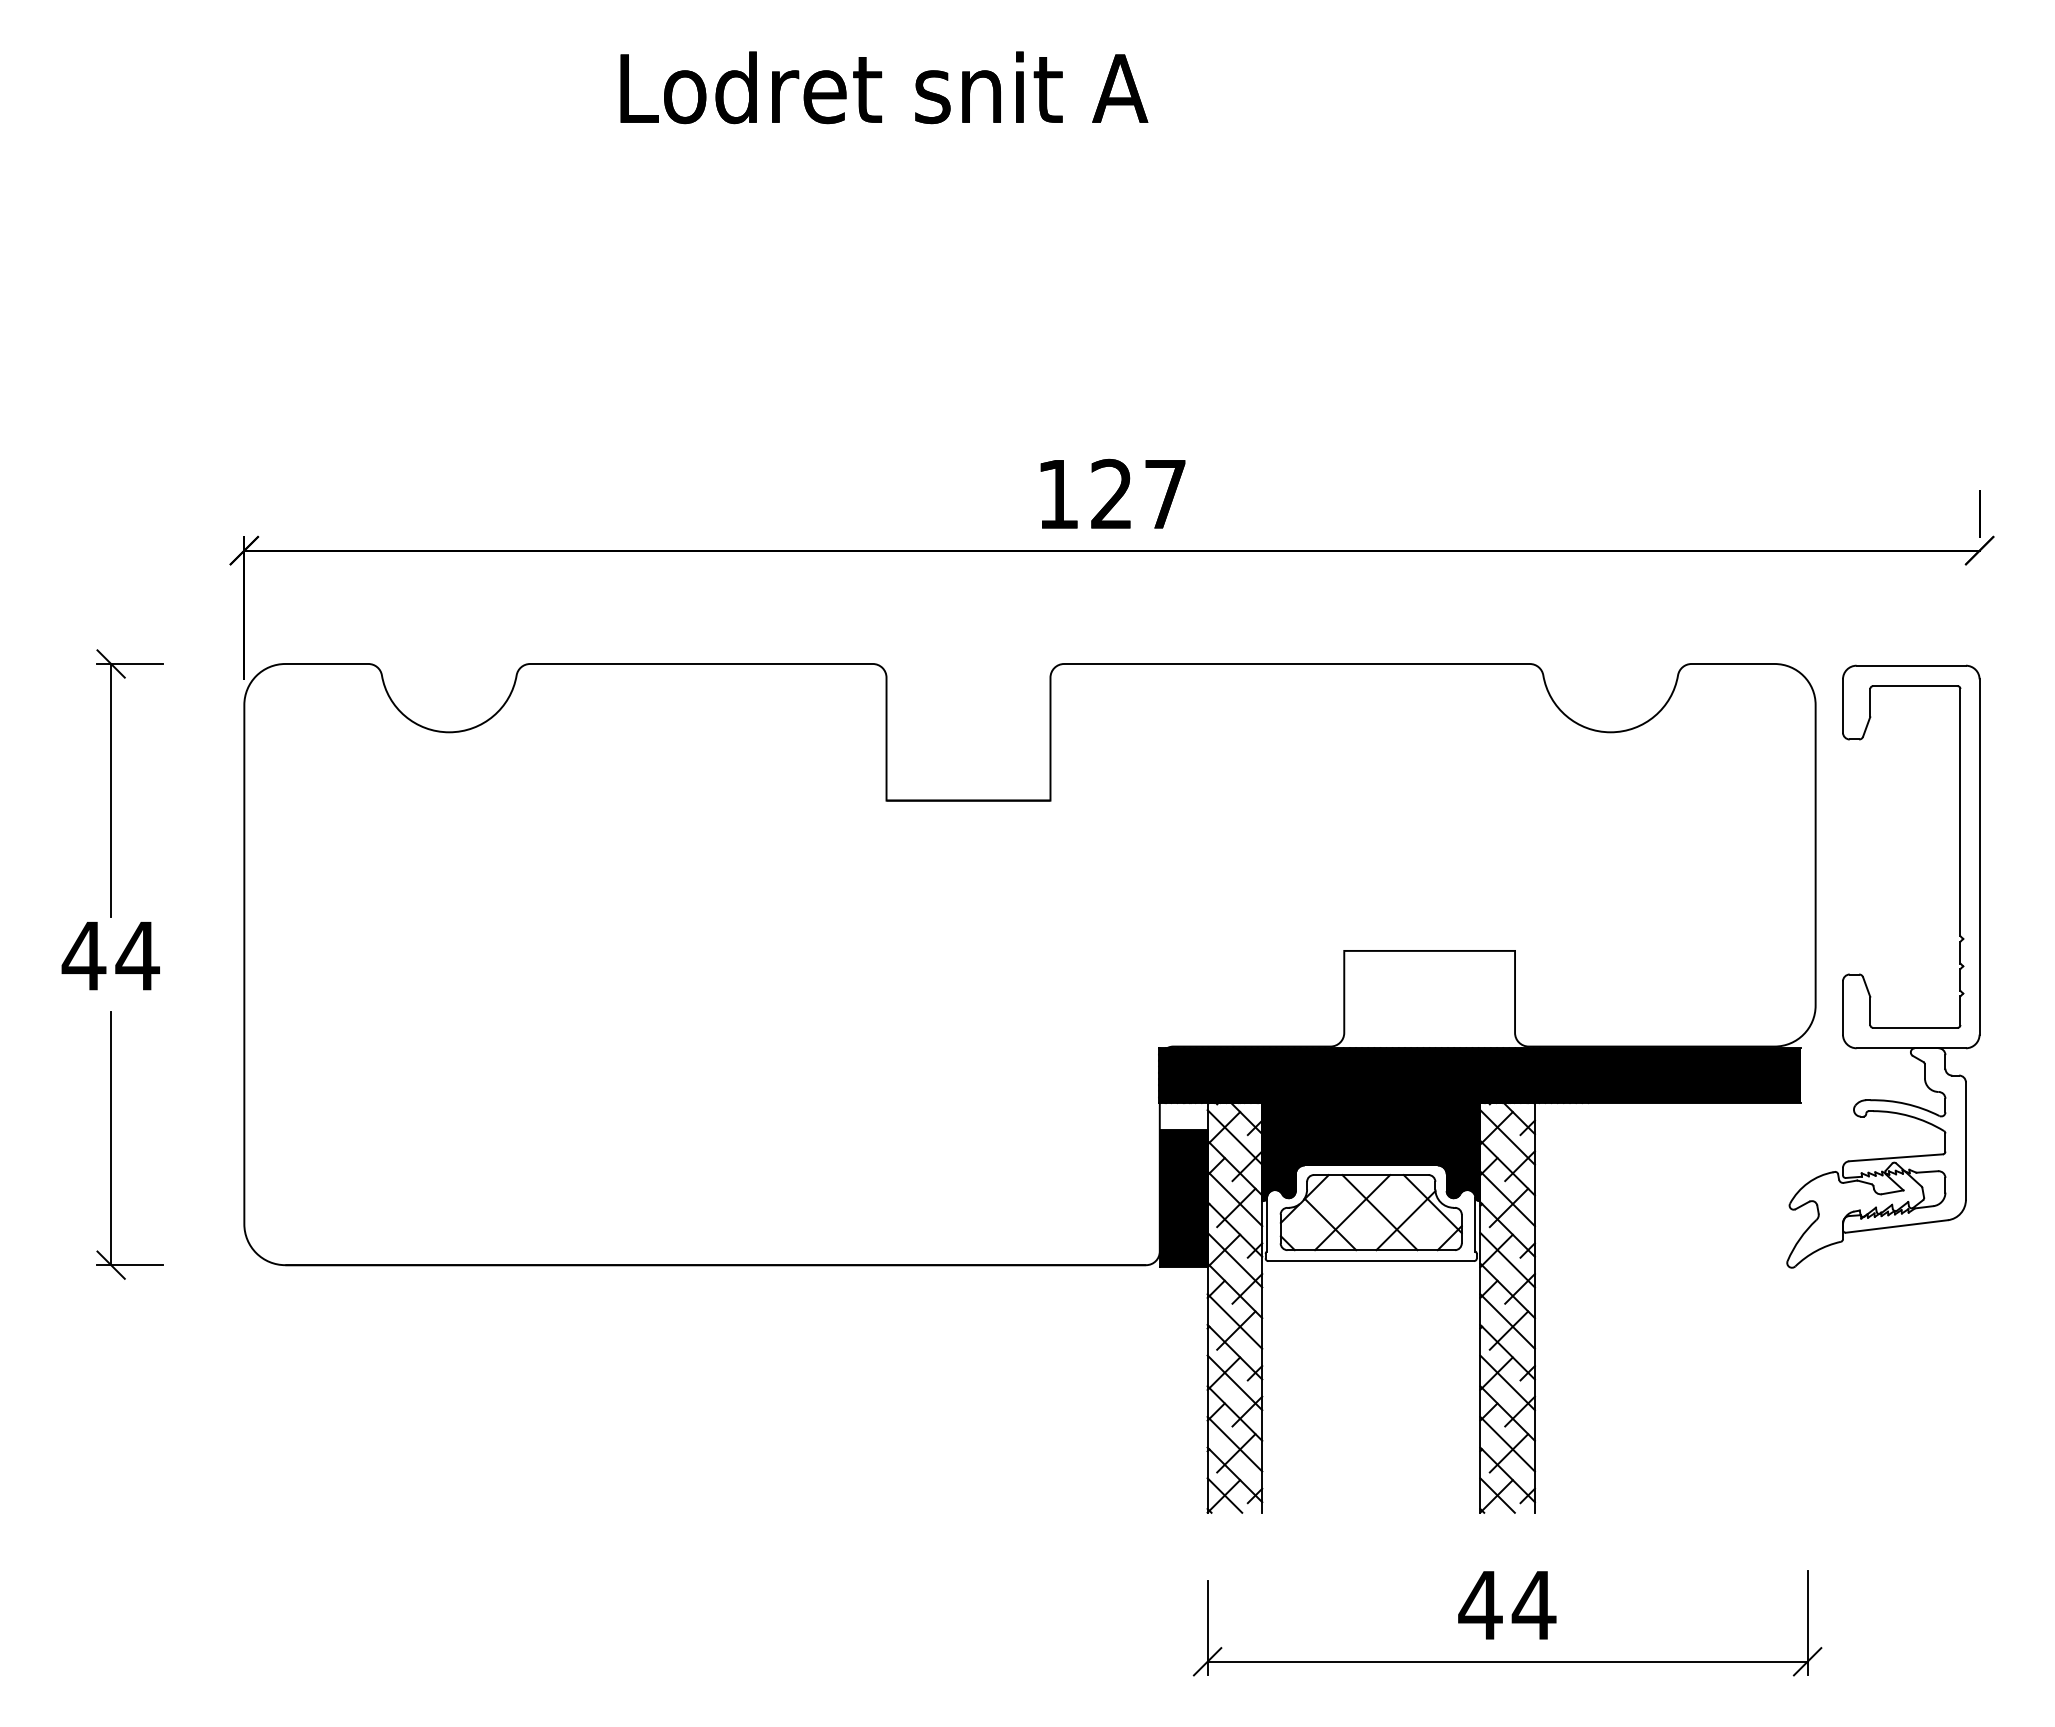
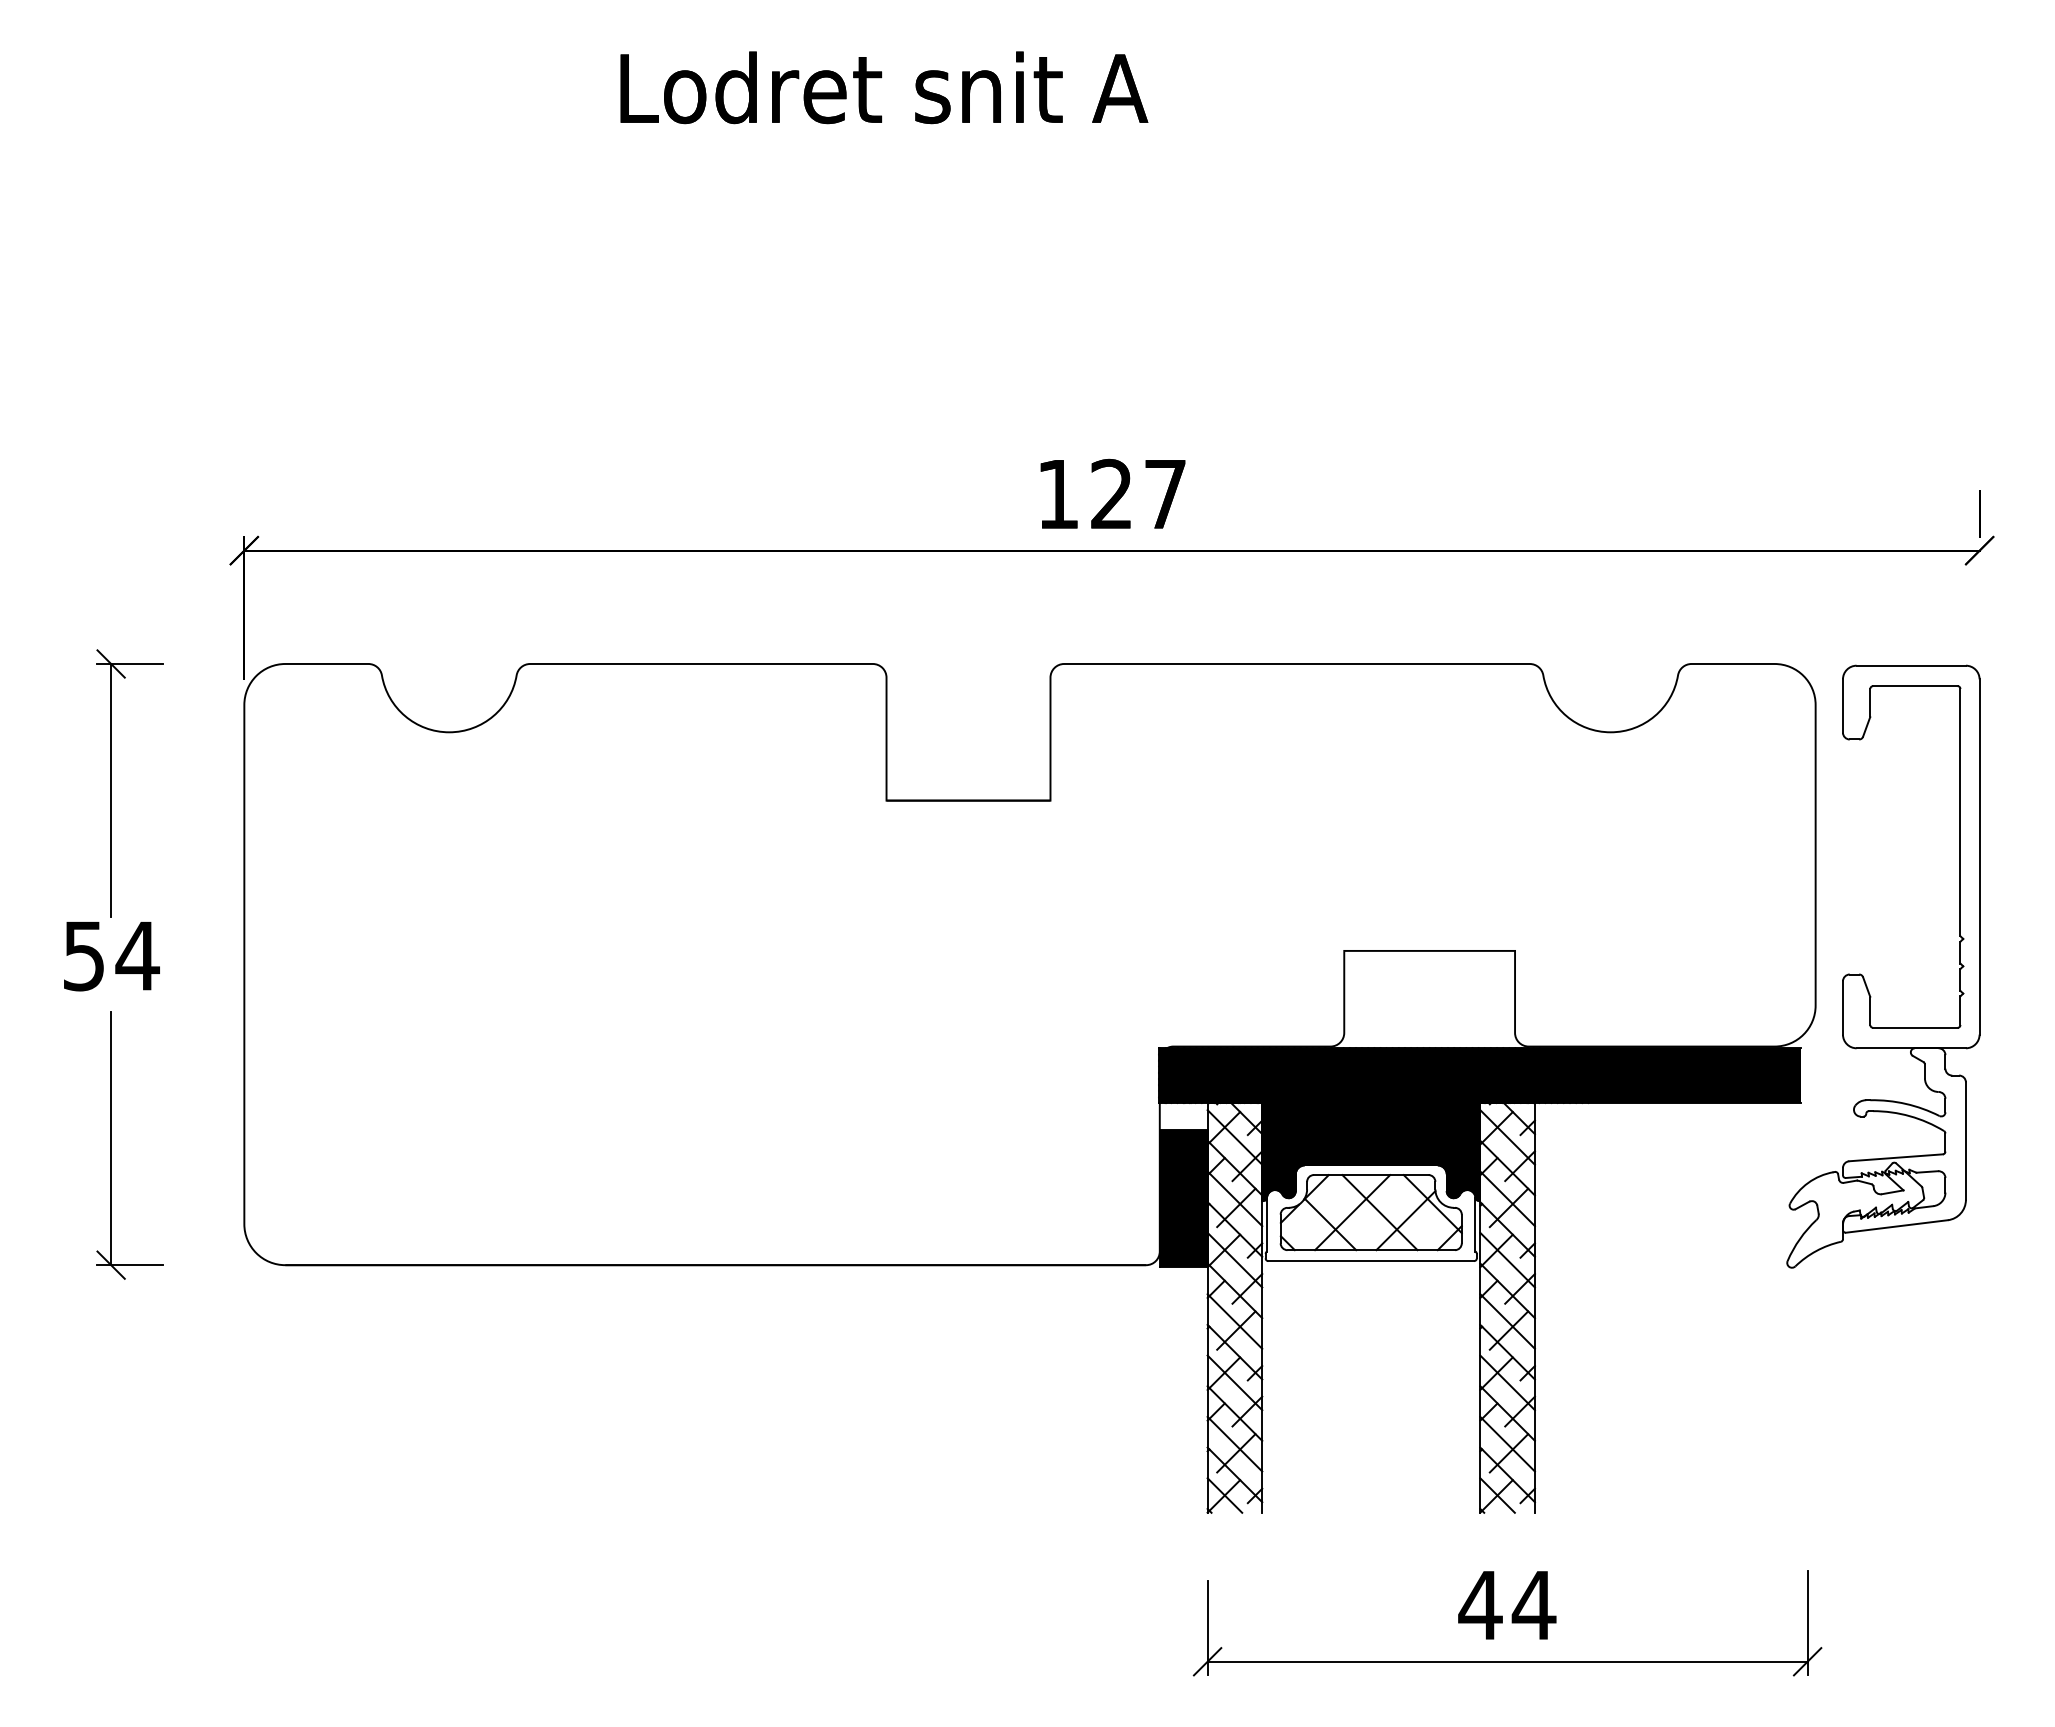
text: 44 -> 54 (83, 956)
